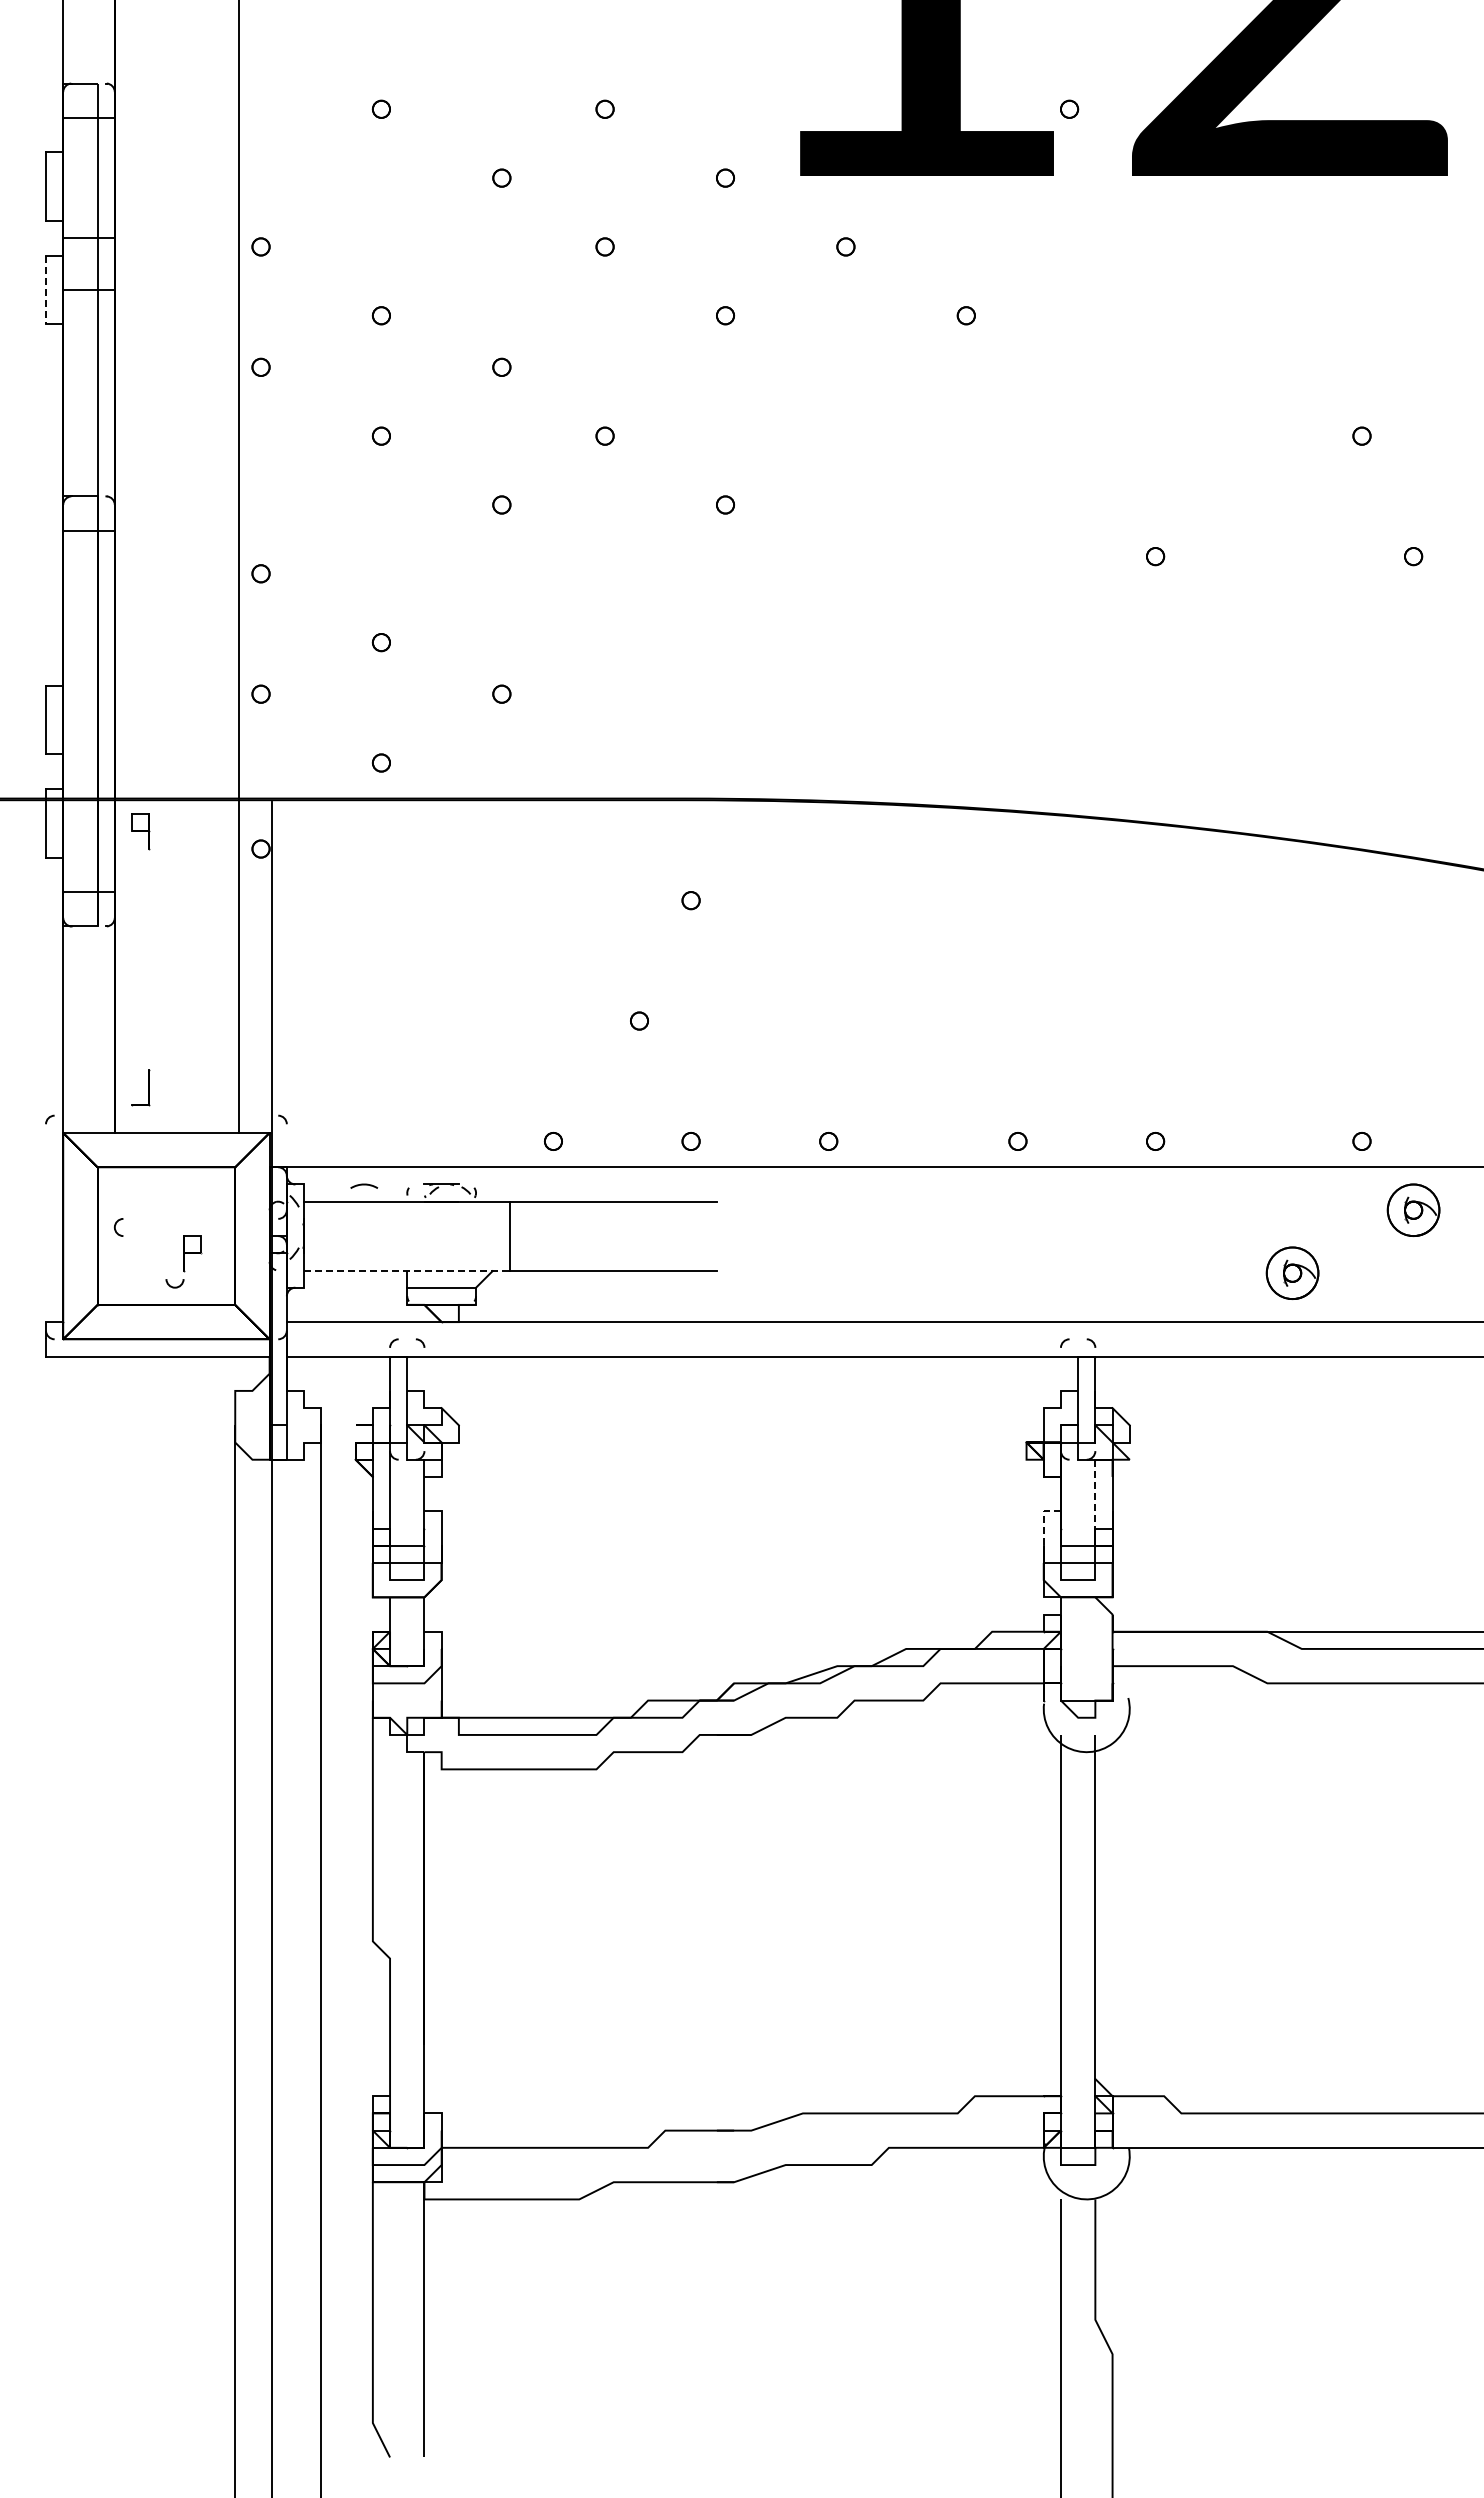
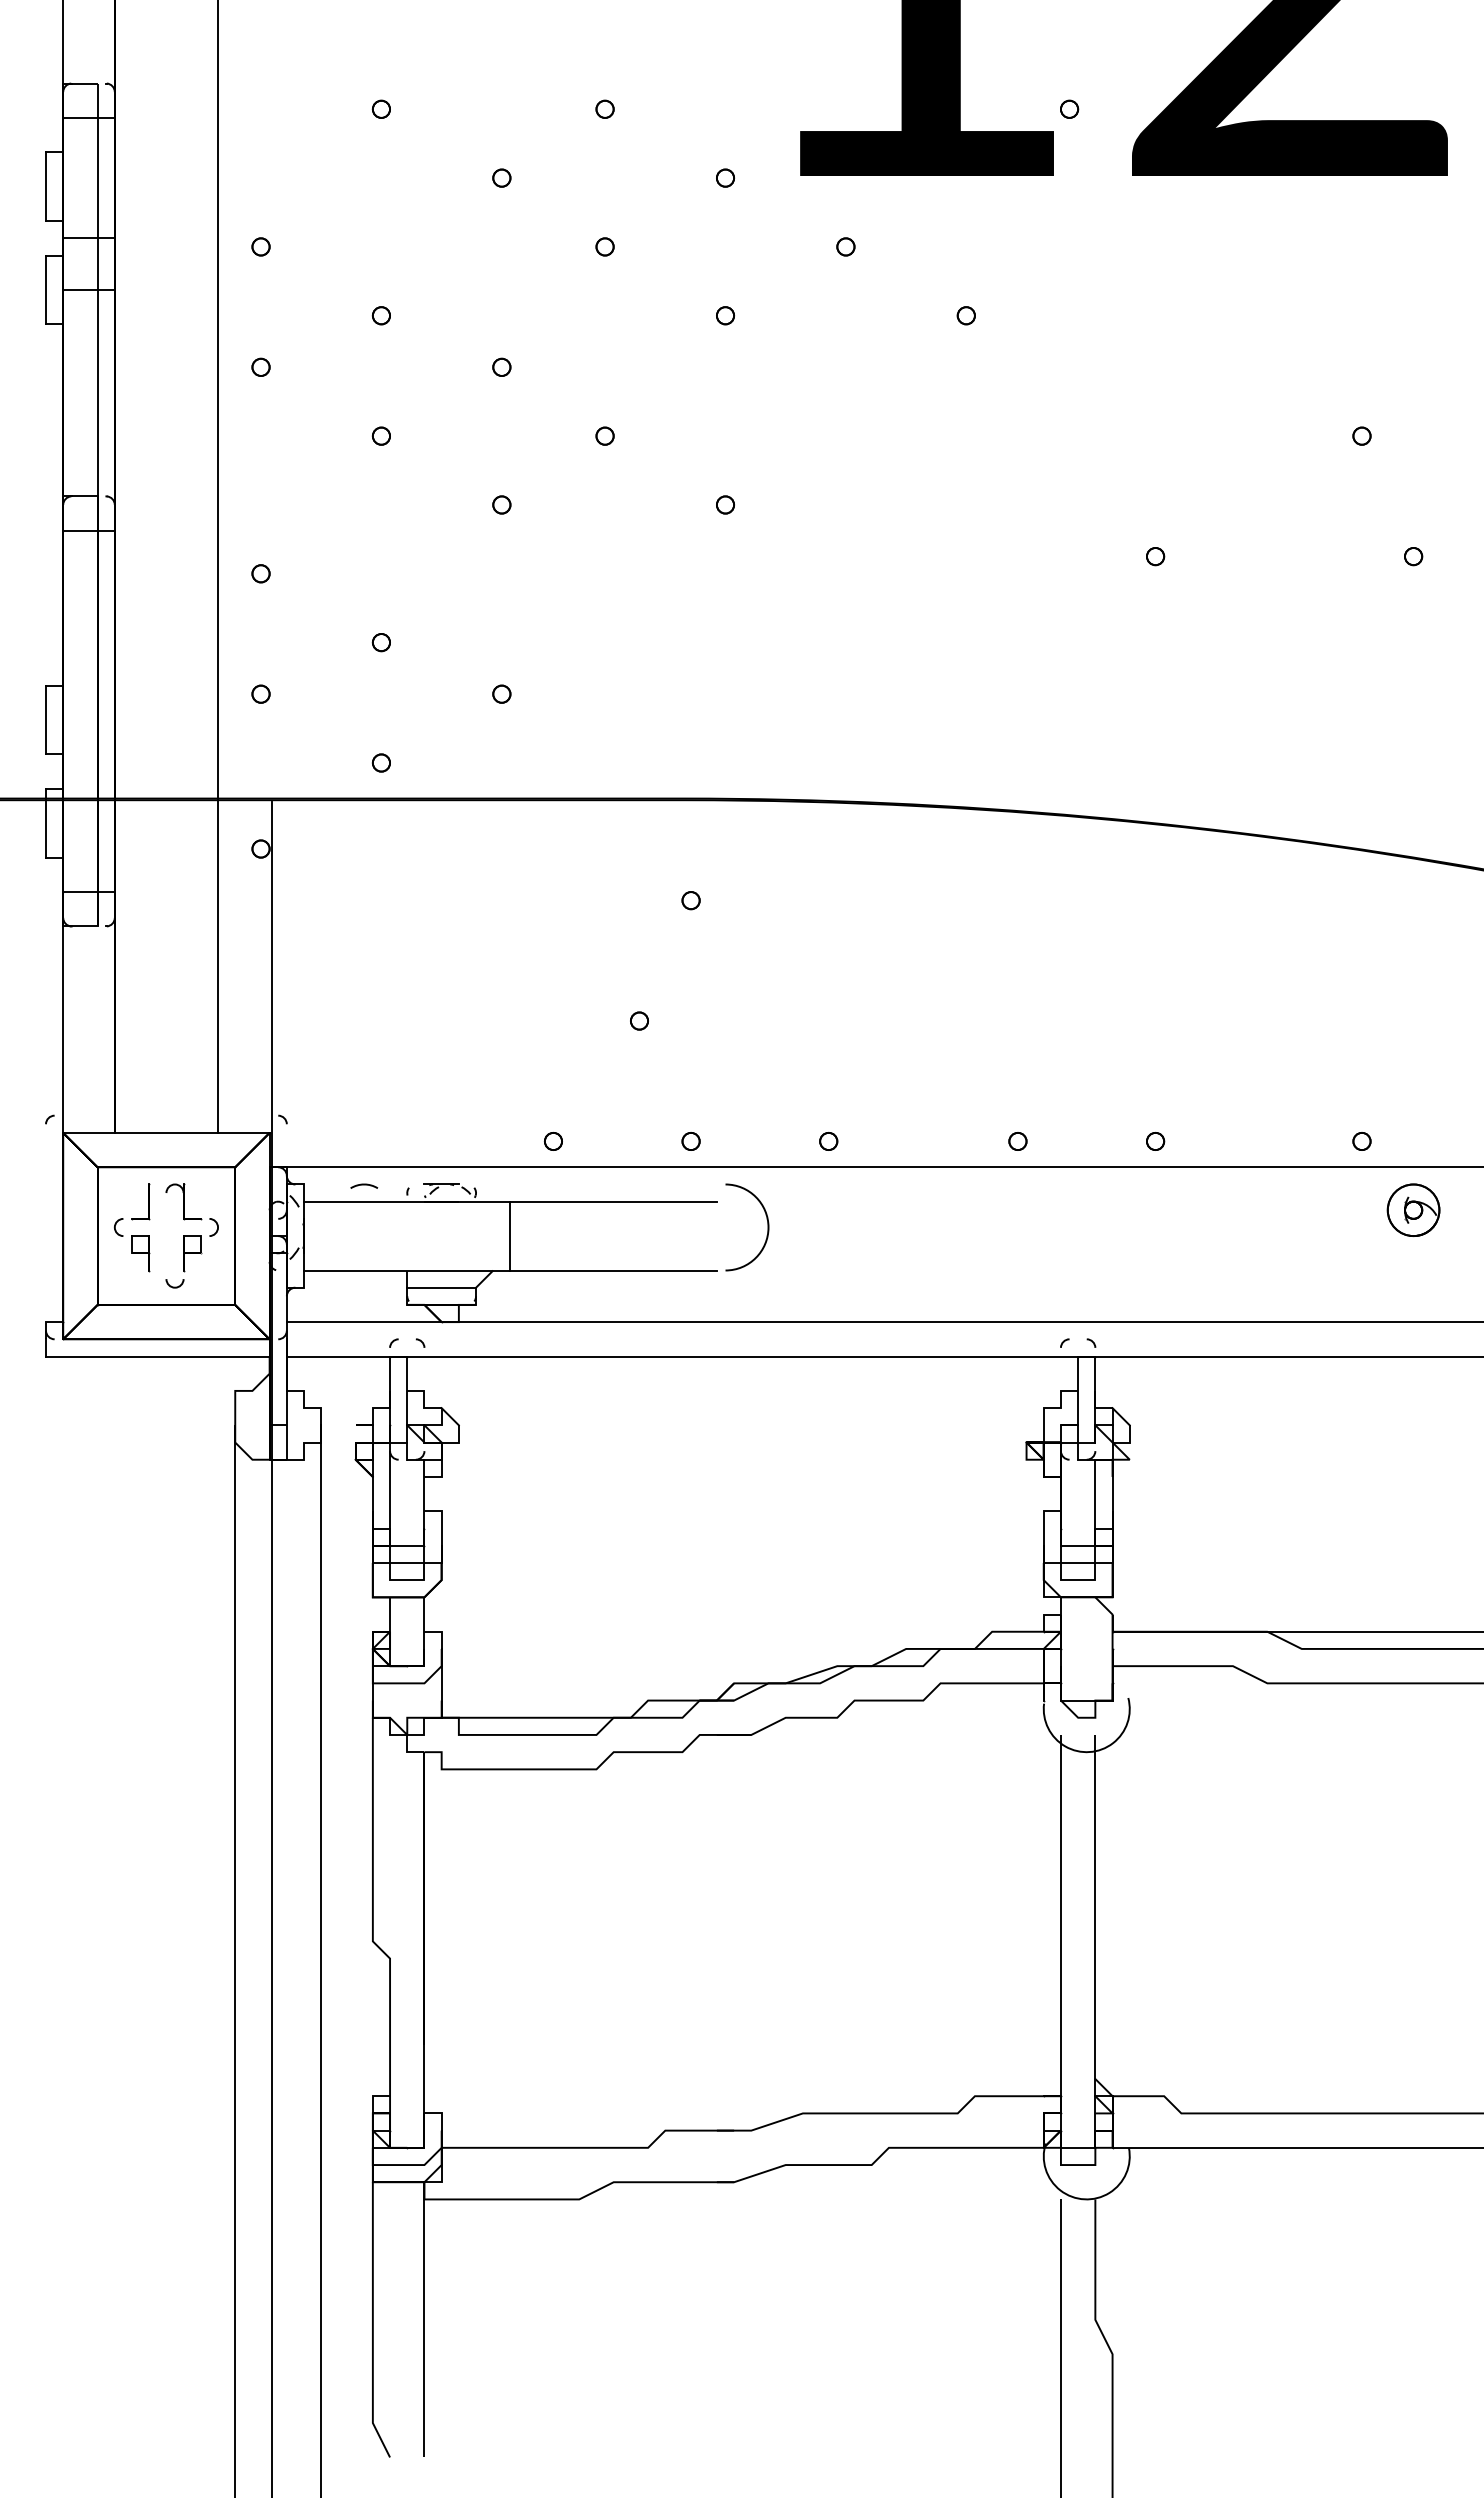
line: dashed -> solid (46, 290)
line position: (239, 567) -> (218, 567) (218, 567)
part position: (140, 831) -> (140, 1253) (140, 1253)
part position: (148, 1087) -> (148, 1201) (148, 1201)
part: none -> present (184, 1209)
curve: none -> present (767, 1227)
line: dashed -> solid (407, 1270)
part: present -> none (1292, 1272)
line: dashed -> solid (1095, 1494)
line: dashed -> solid (1043, 1519)
